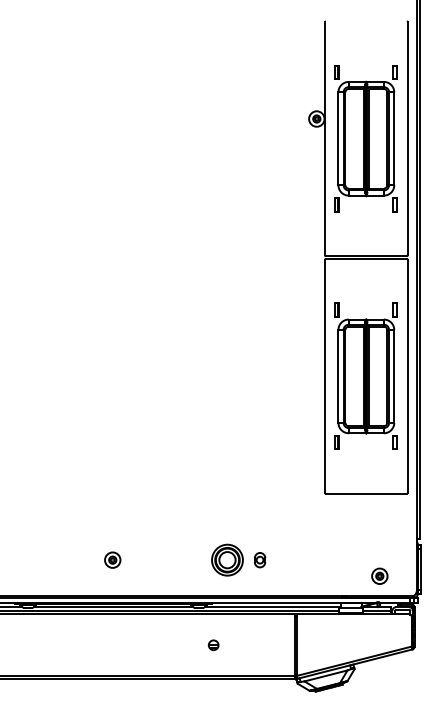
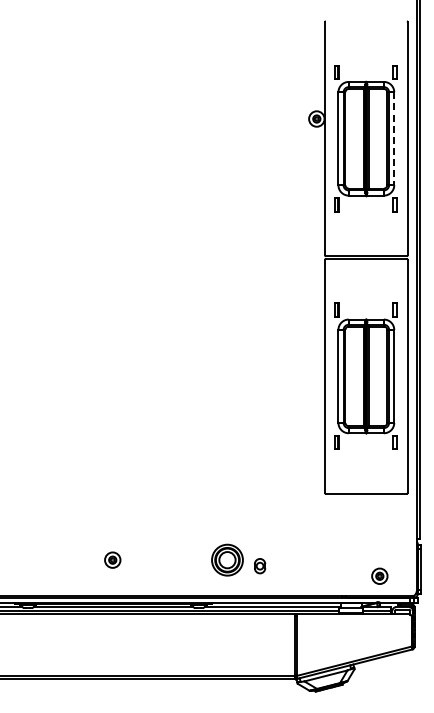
line: solid -> dashed (394, 138)
part position: (260, 560) -> (260, 566) (260, 566)
part: present -> none (213, 645)
